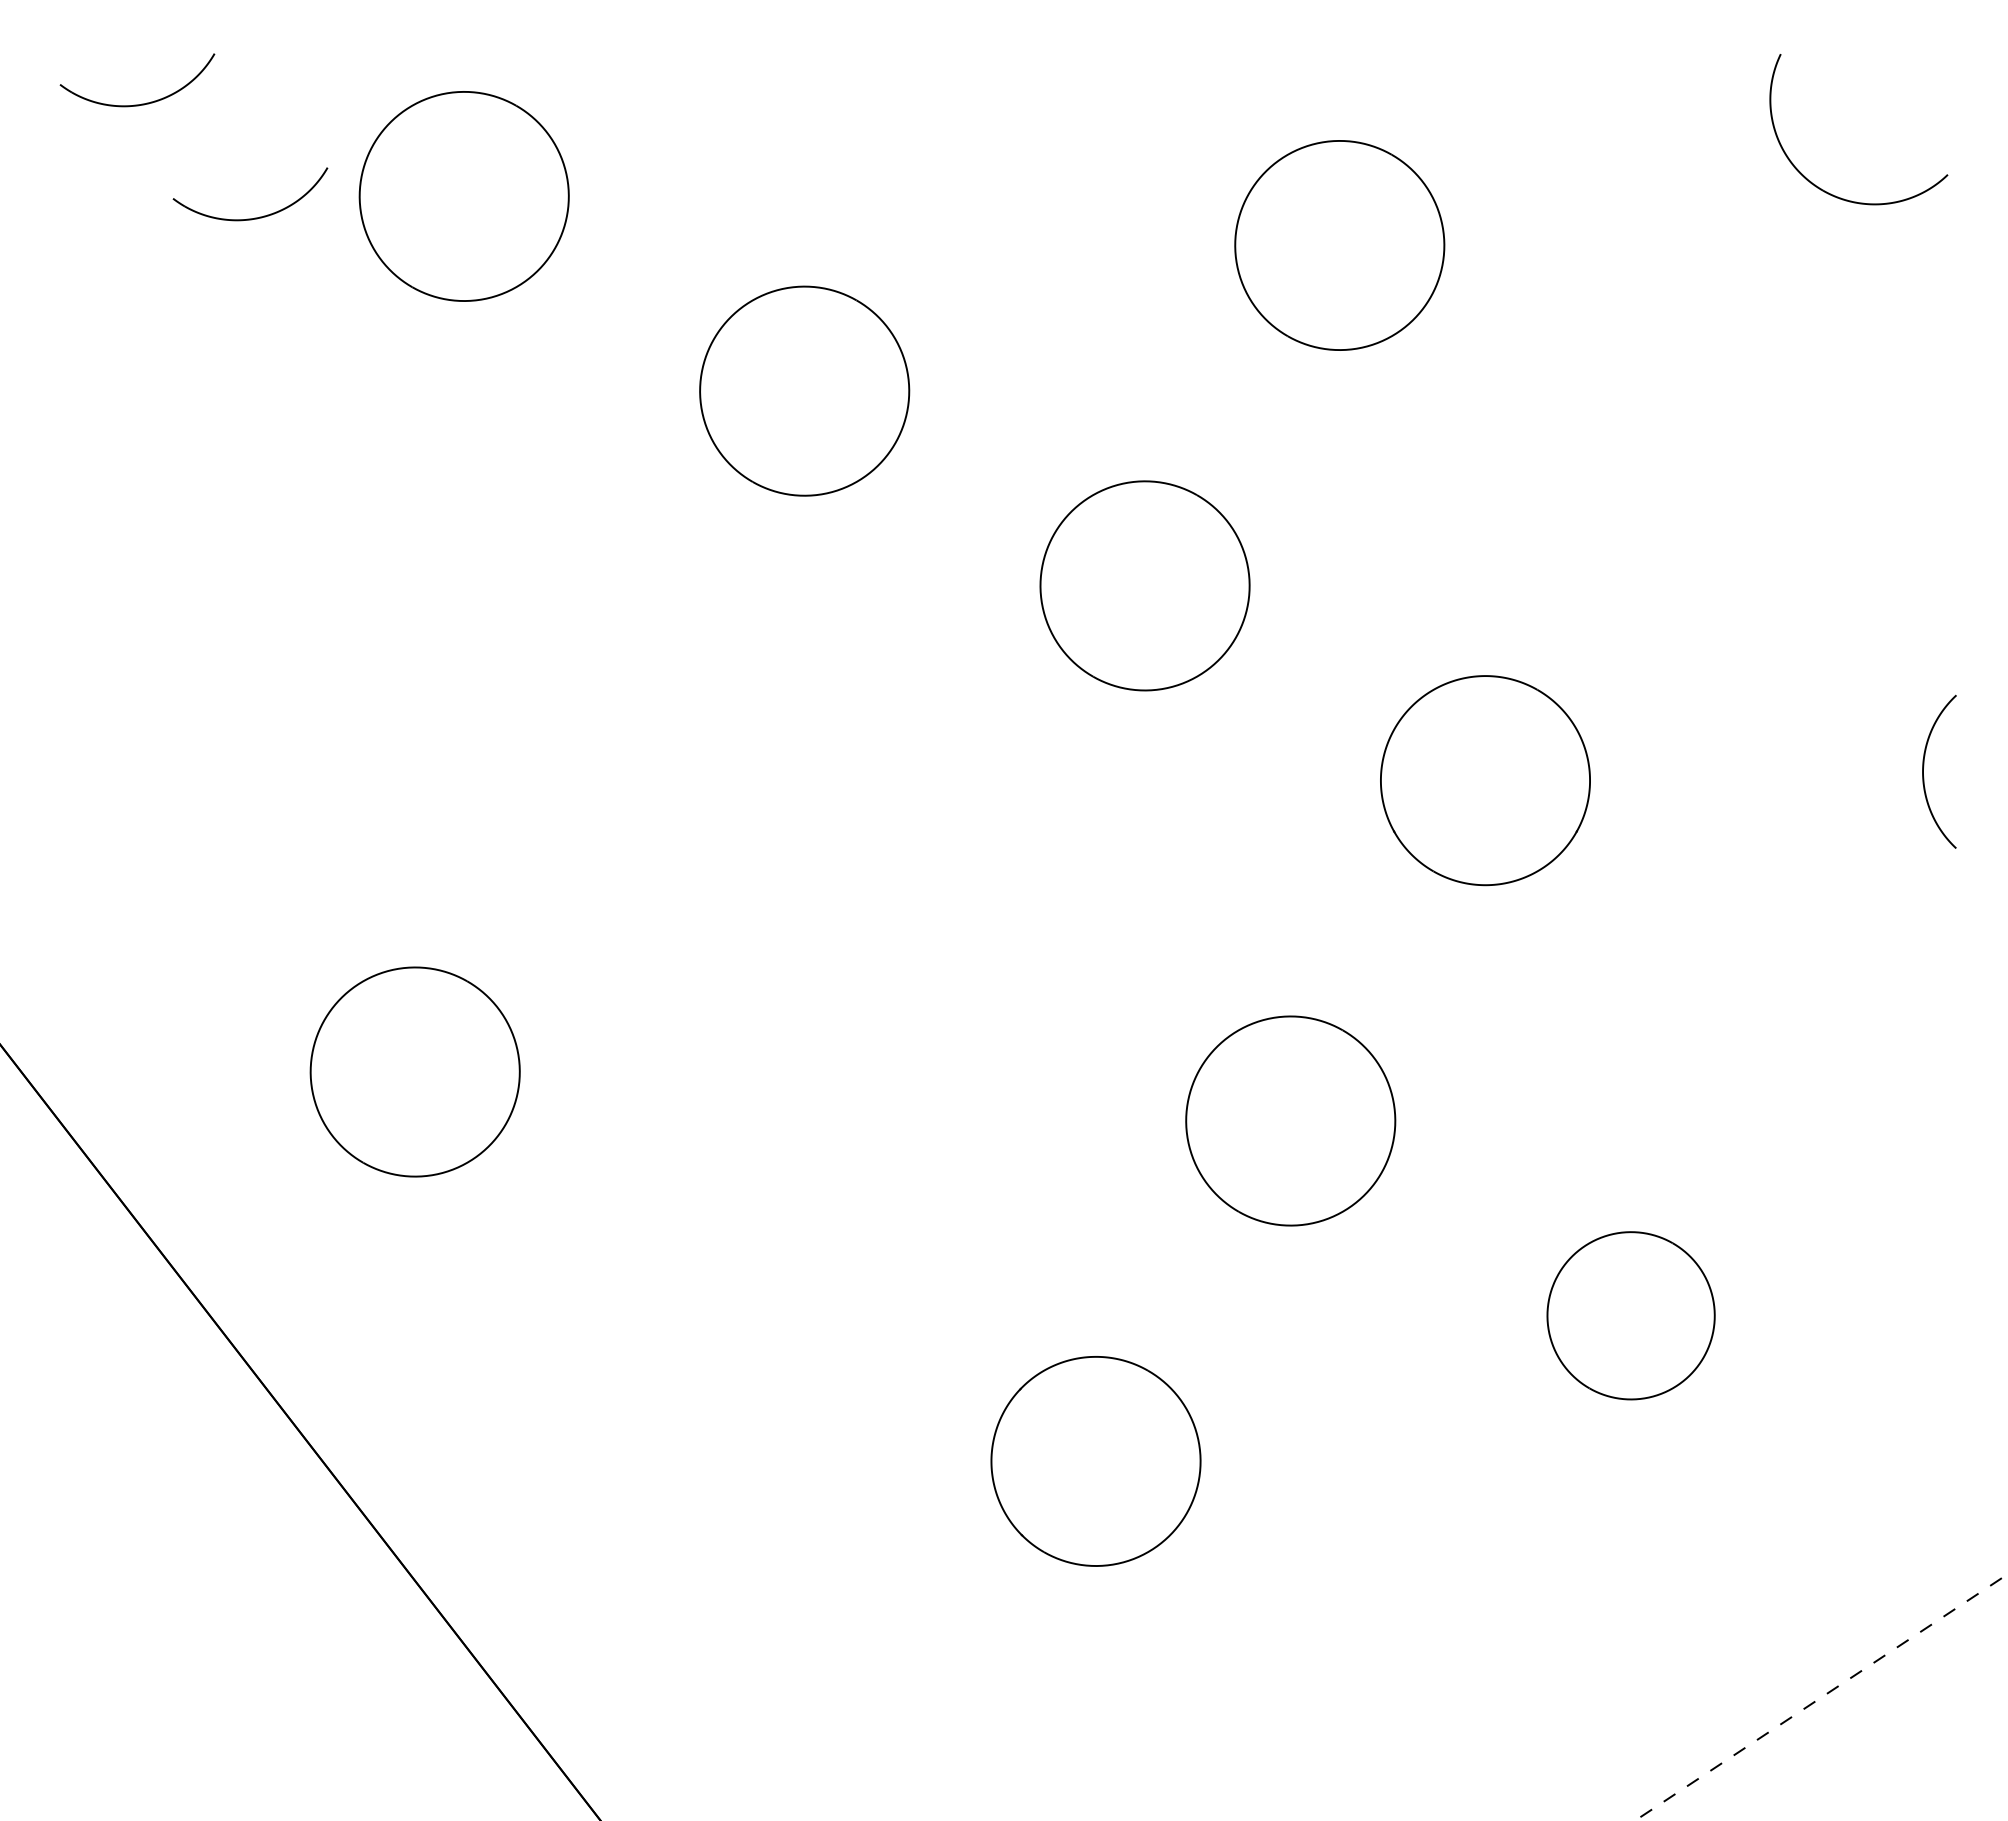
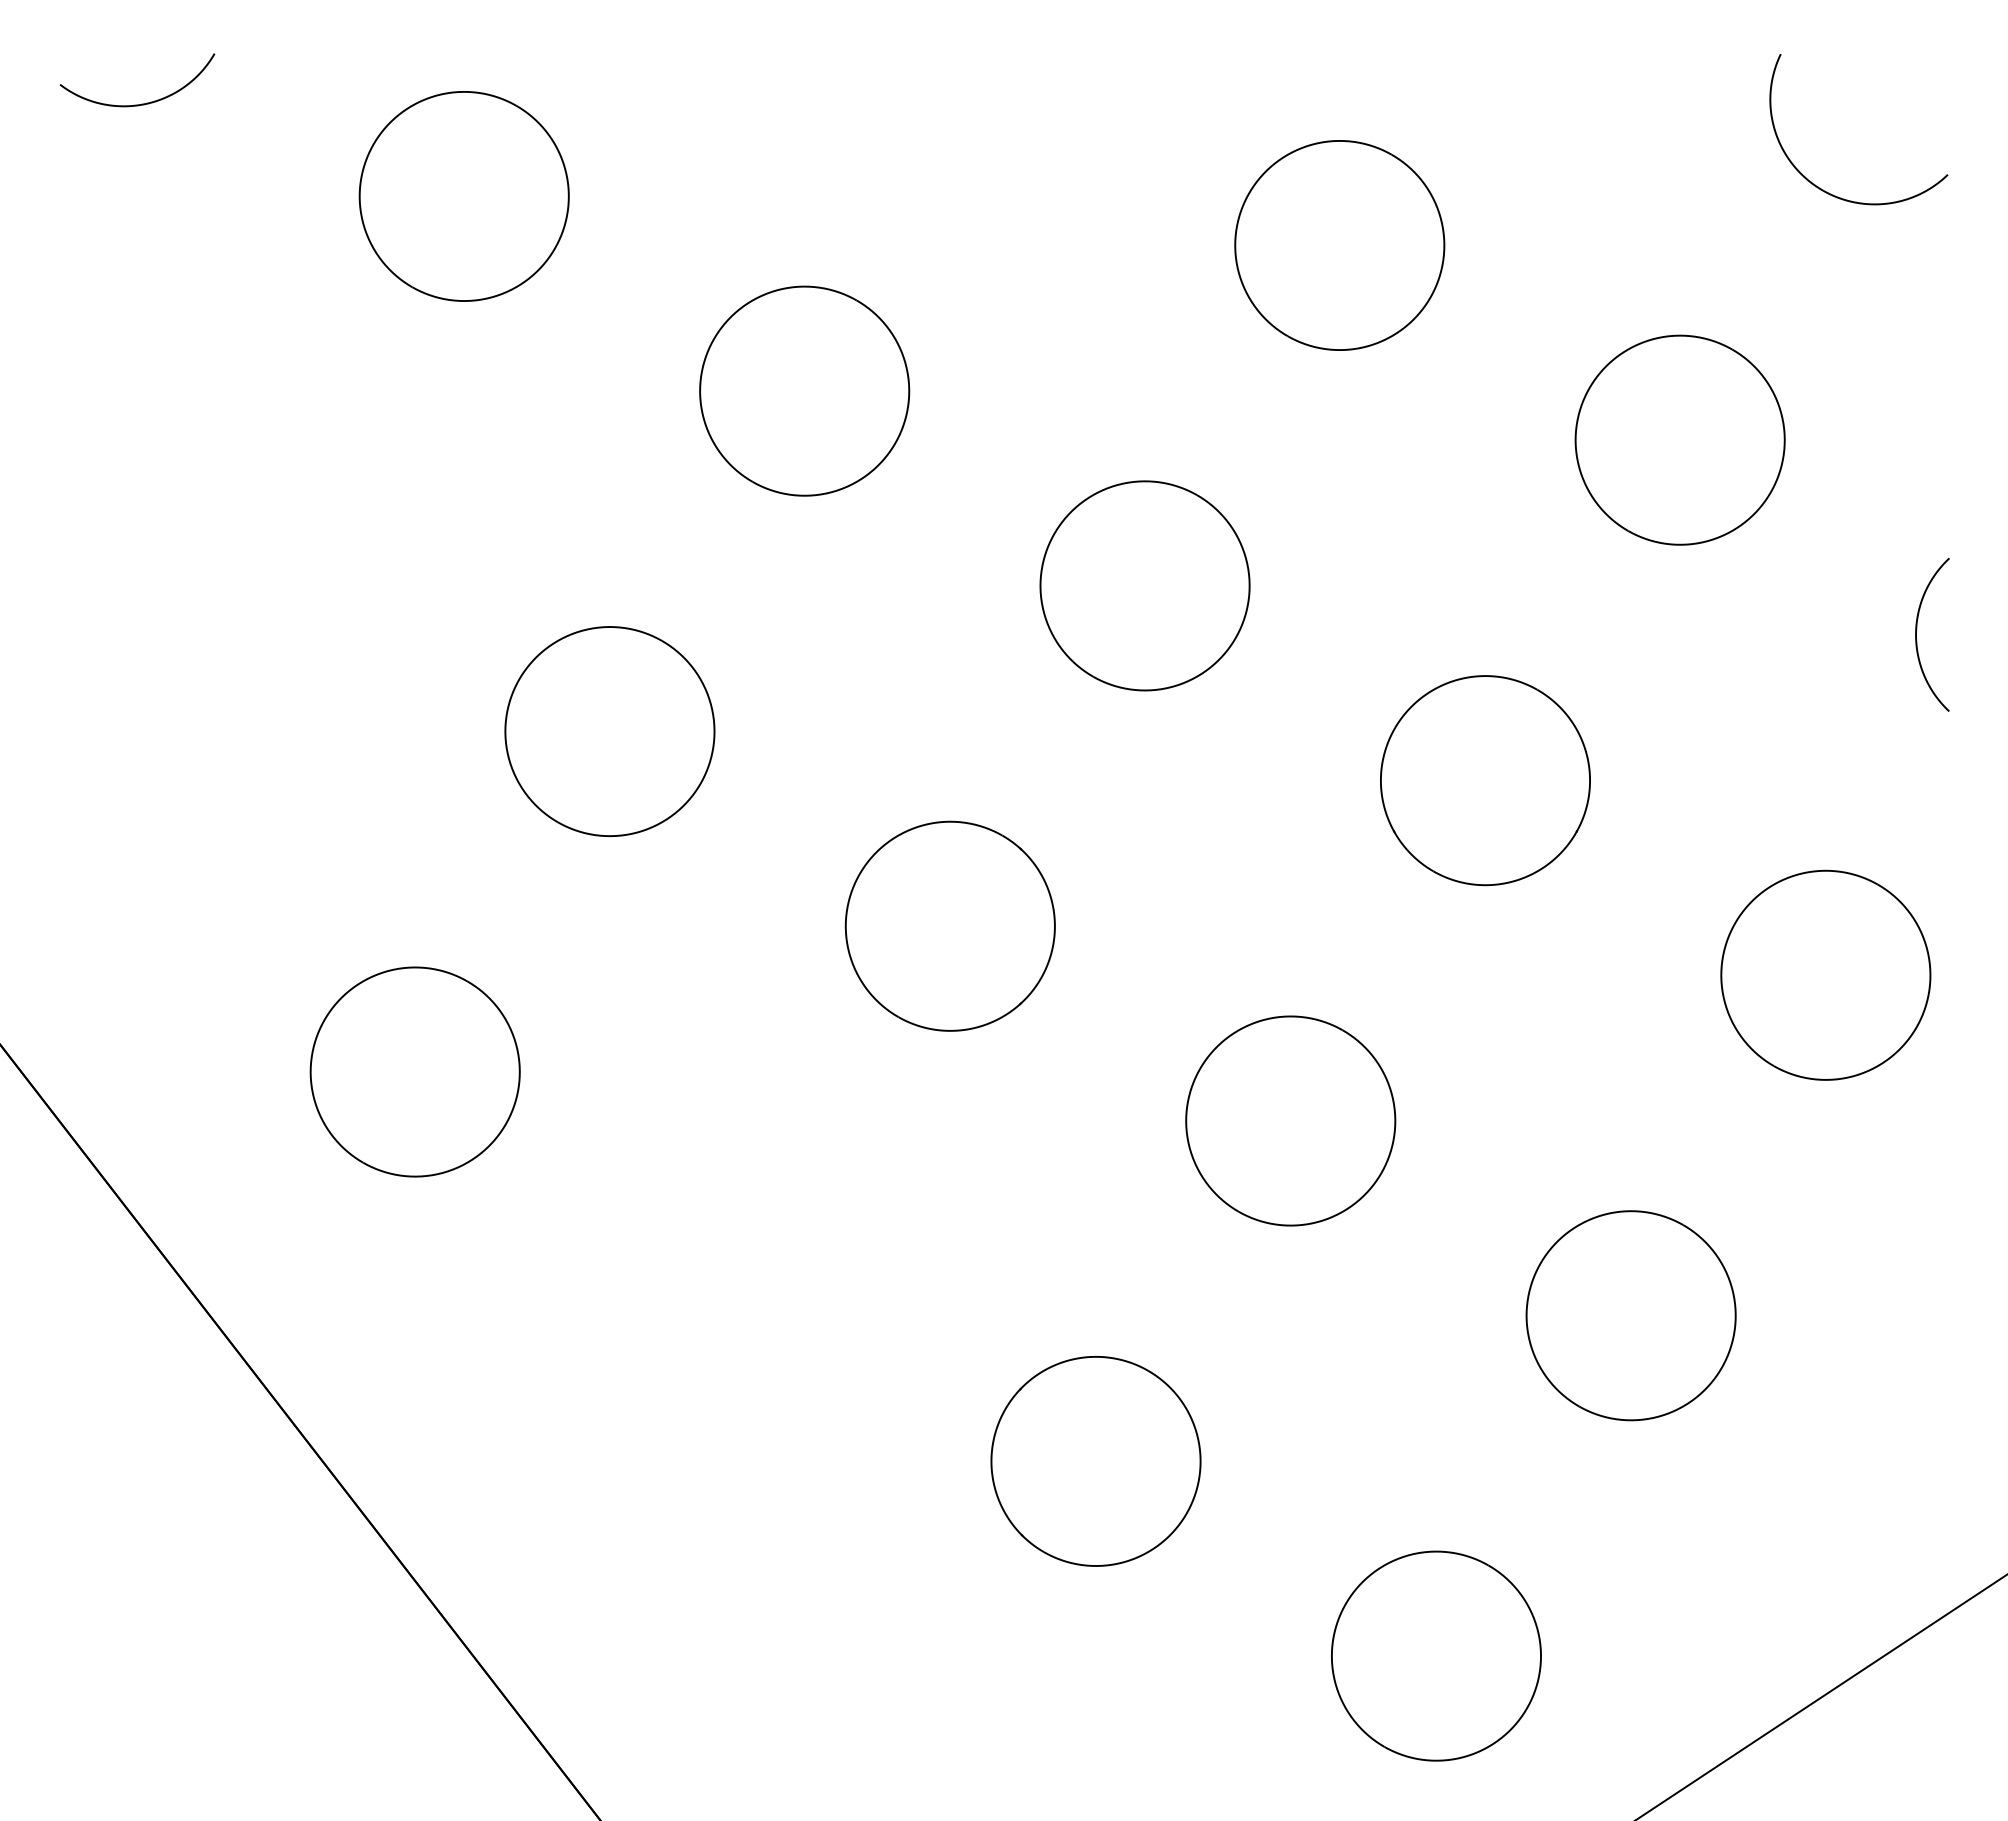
part: present -> none (254, 217)
part: none -> present (1679, 439)
part: none -> present (609, 731)
curve position: (1924, 766) -> (1917, 629) (1917, 629)
part: none -> present (949, 925)
part: none -> present (1825, 974)
part size: 170x170 px -> 212x212 px (1630, 1315)
part: none -> present (1436, 1655)
line: dashed -> solid (1821, 1697)
